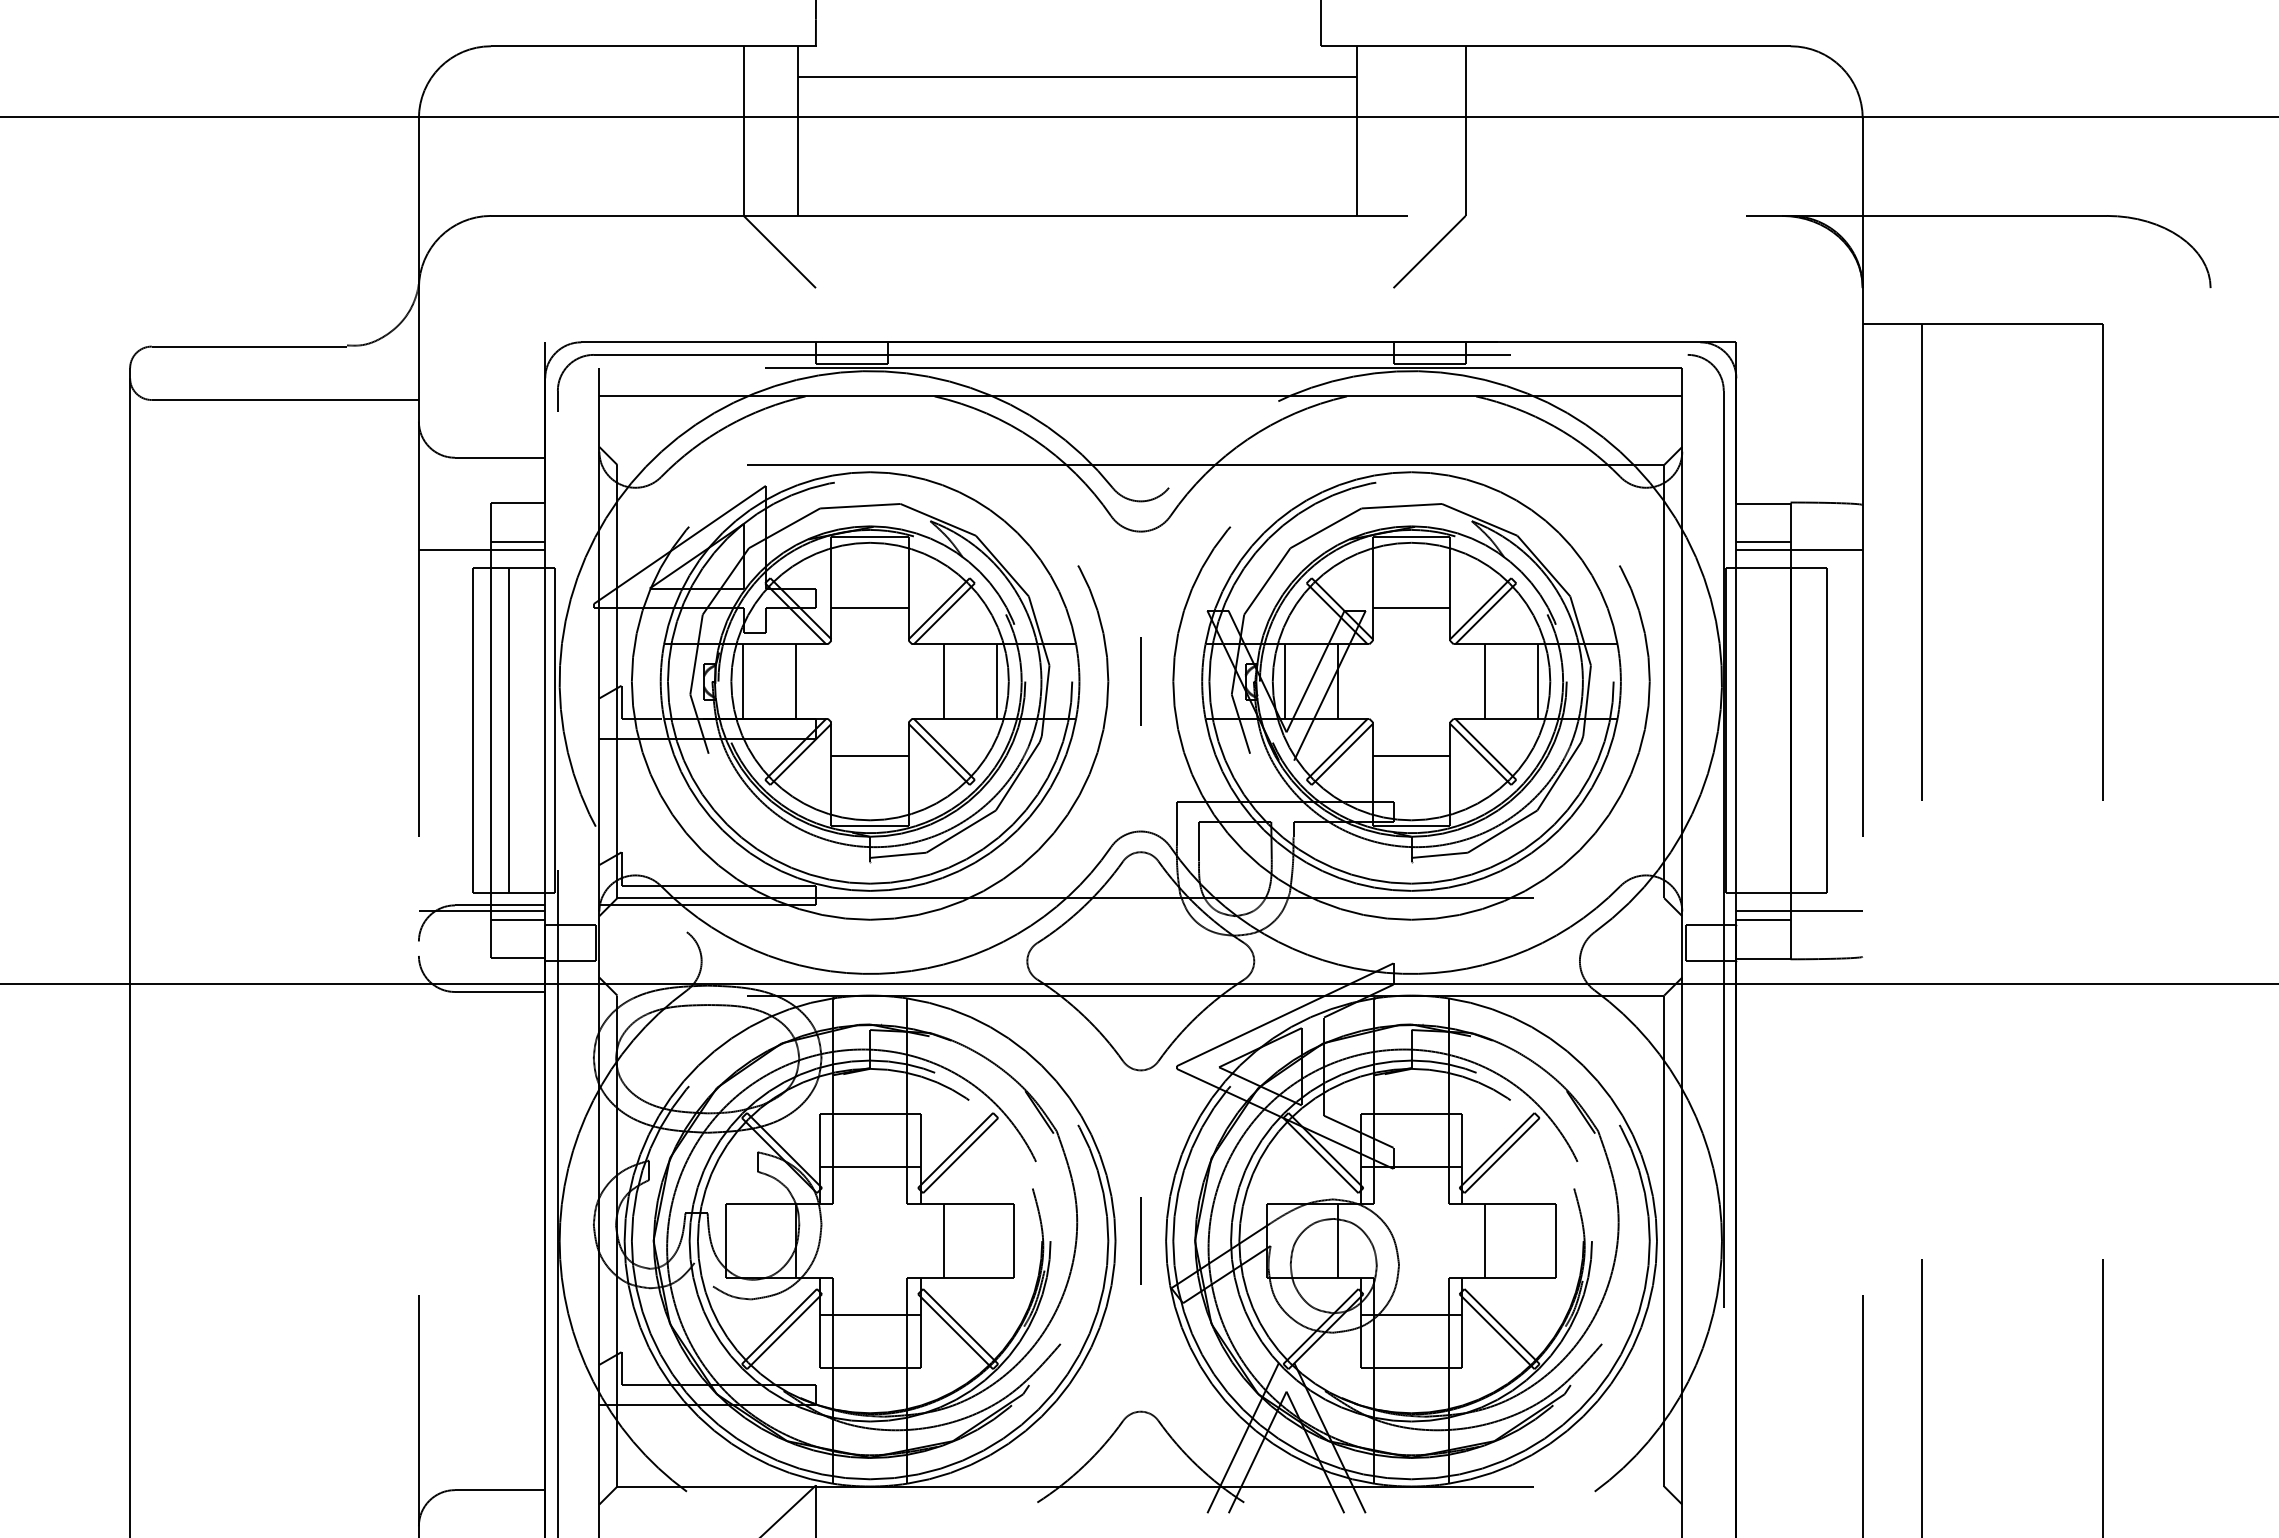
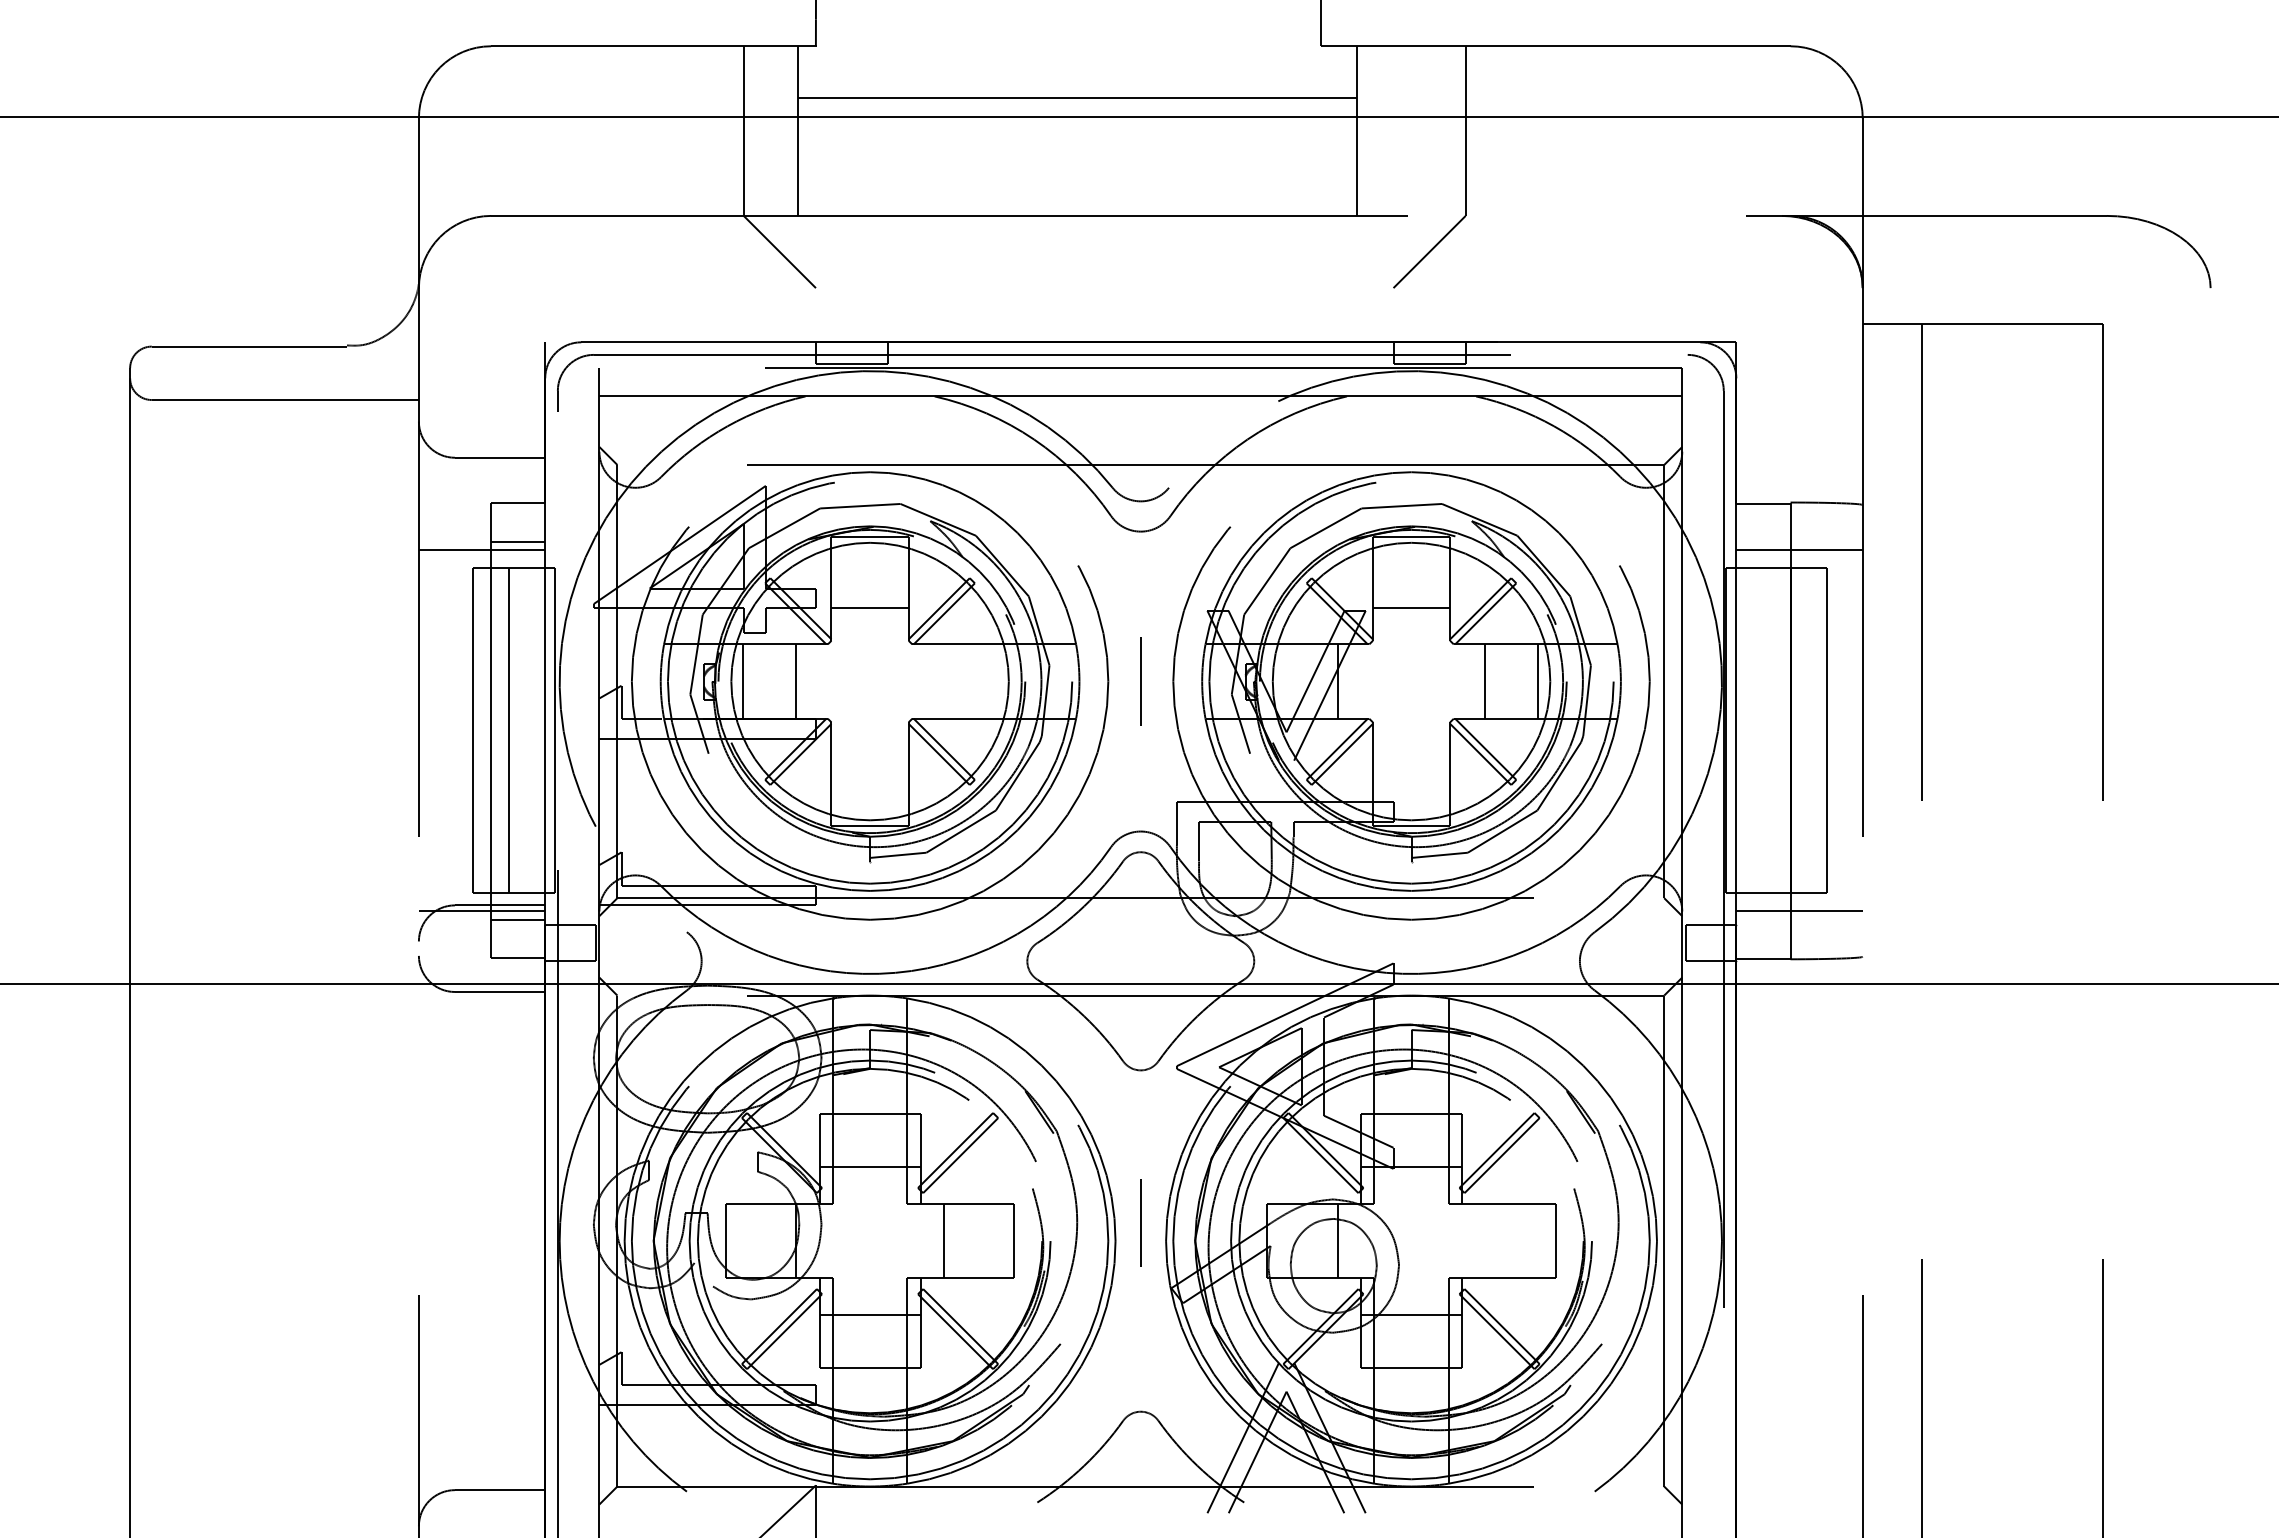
line position: (1077, 76) -> (1077, 97) (1077, 97)
line: present -> none (1763, 541)
line: present -> none (944, 681)
line: present -> none (996, 681)
line: present -> none (1284, 681)
line: present -> none (869, 755)
line: present -> none (1411, 755)
line: present -> none (1763, 920)
line position: (1140, 1240) -> (1140, 1222) (1140, 1222)
line: present -> none (1485, 1240)
